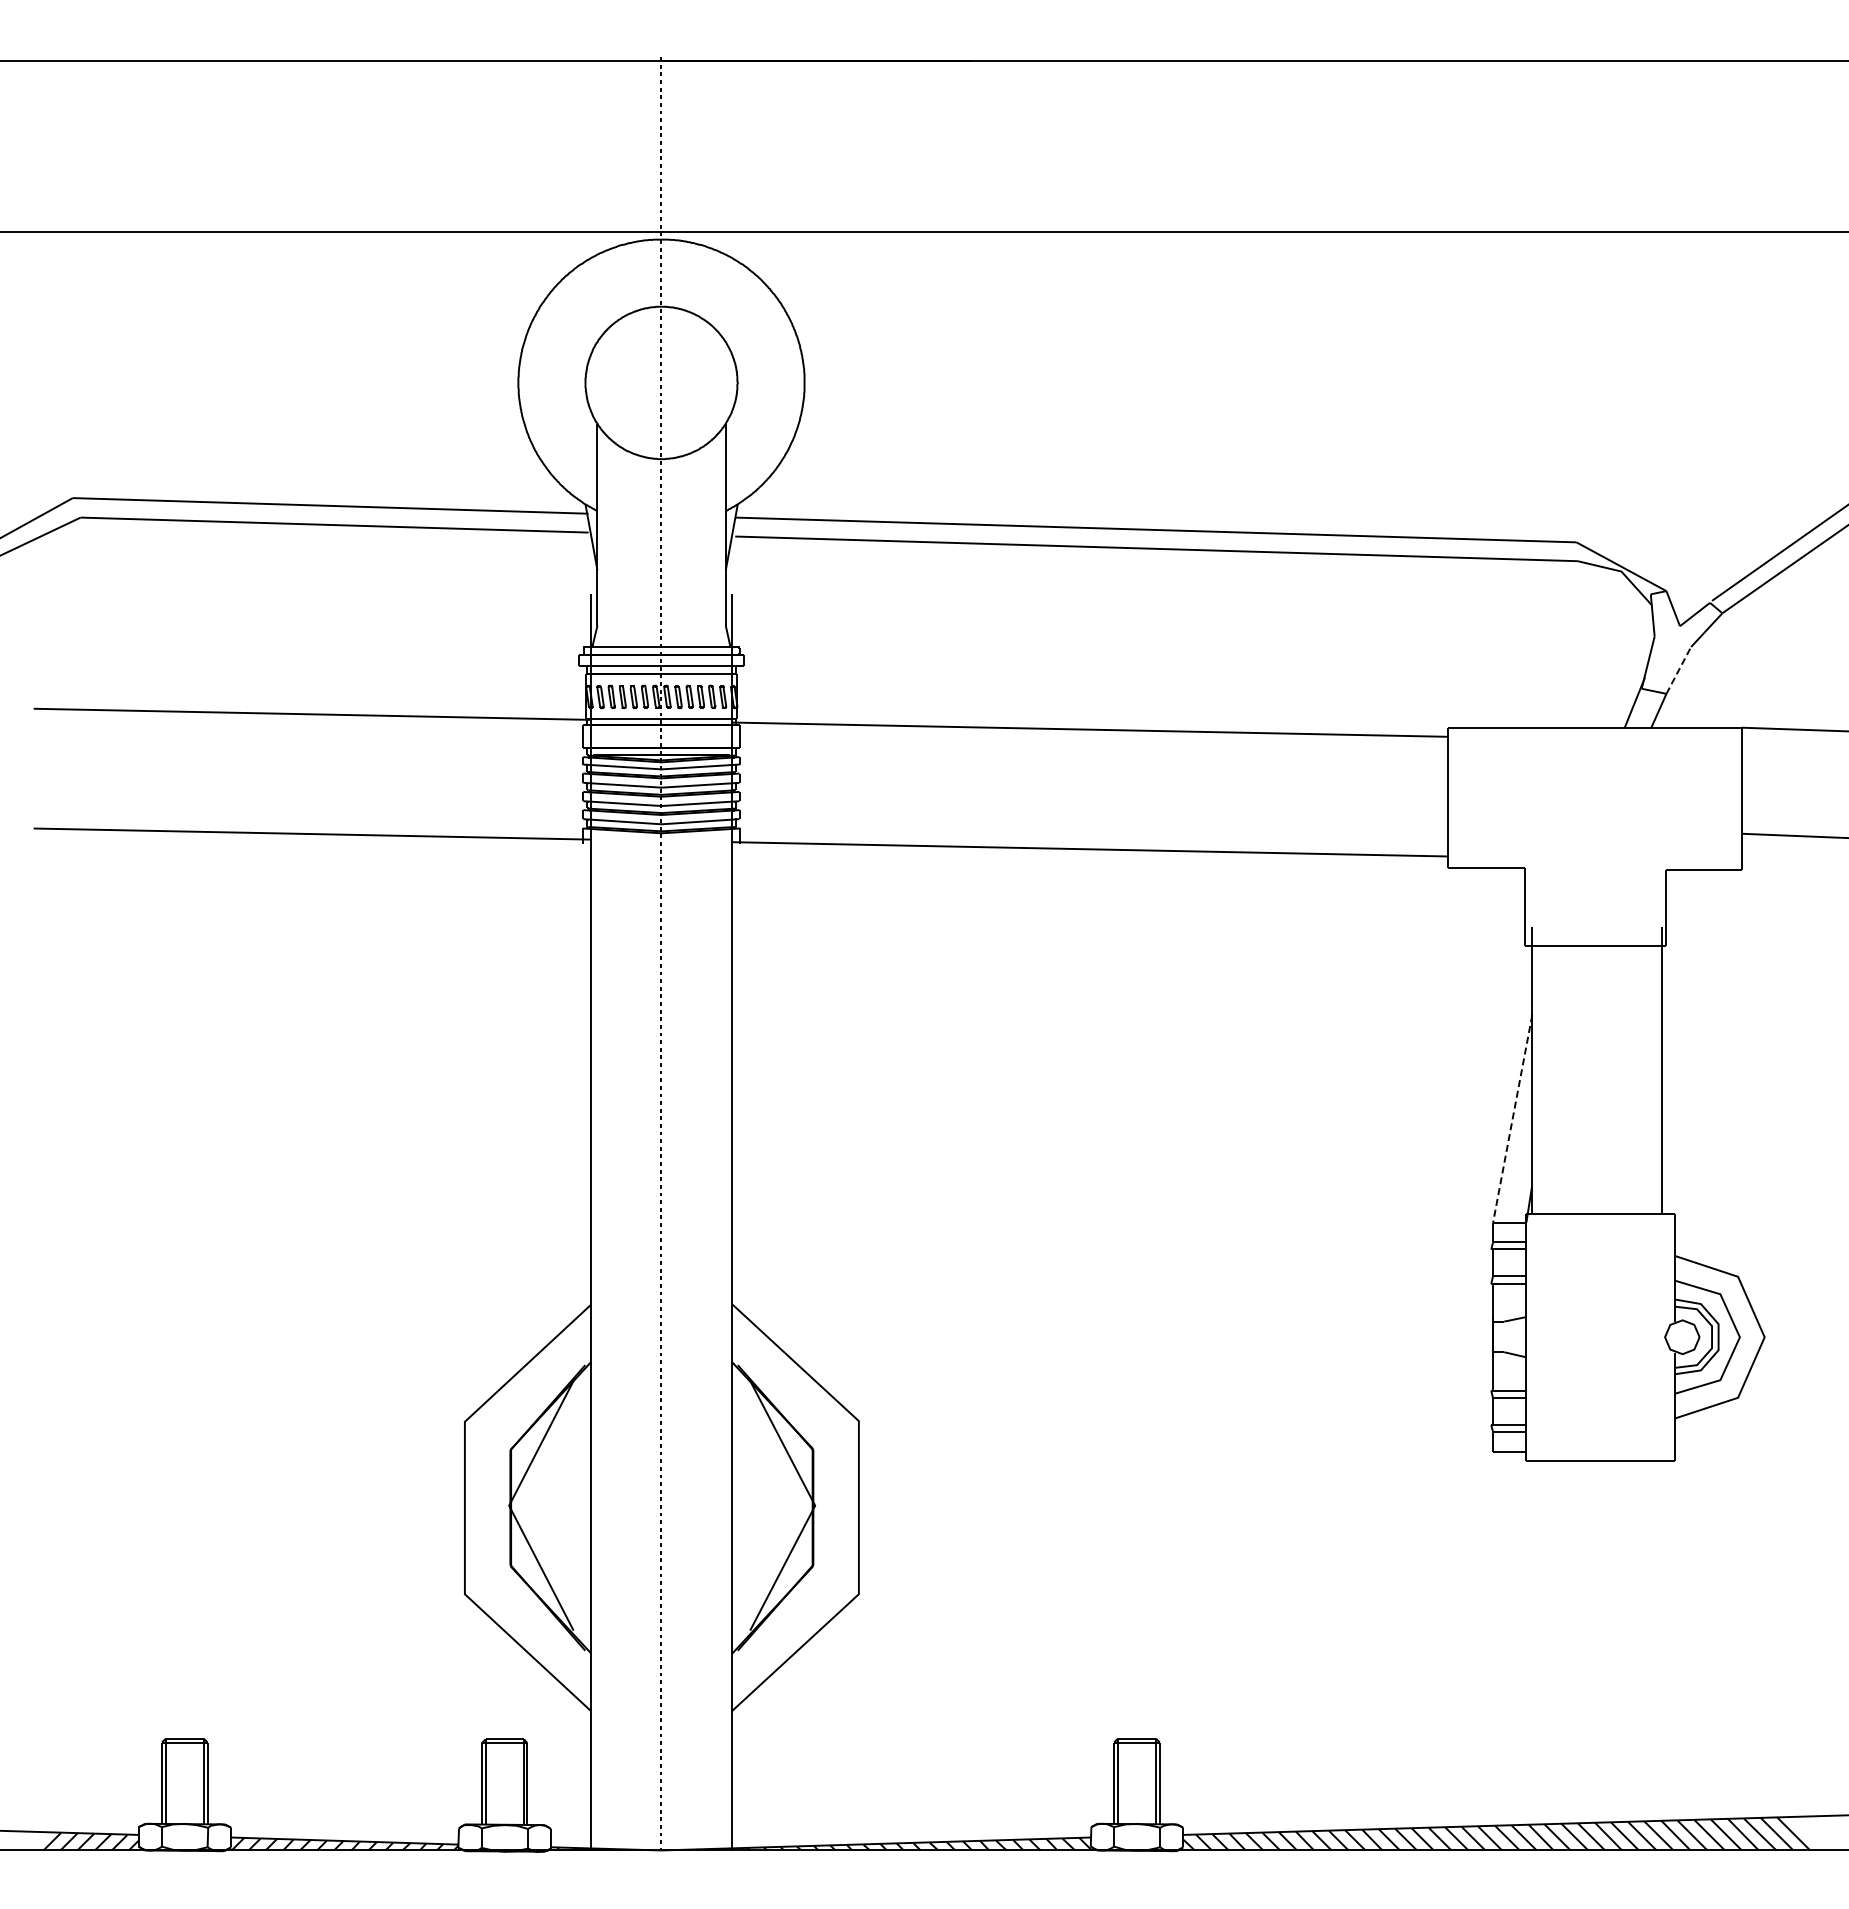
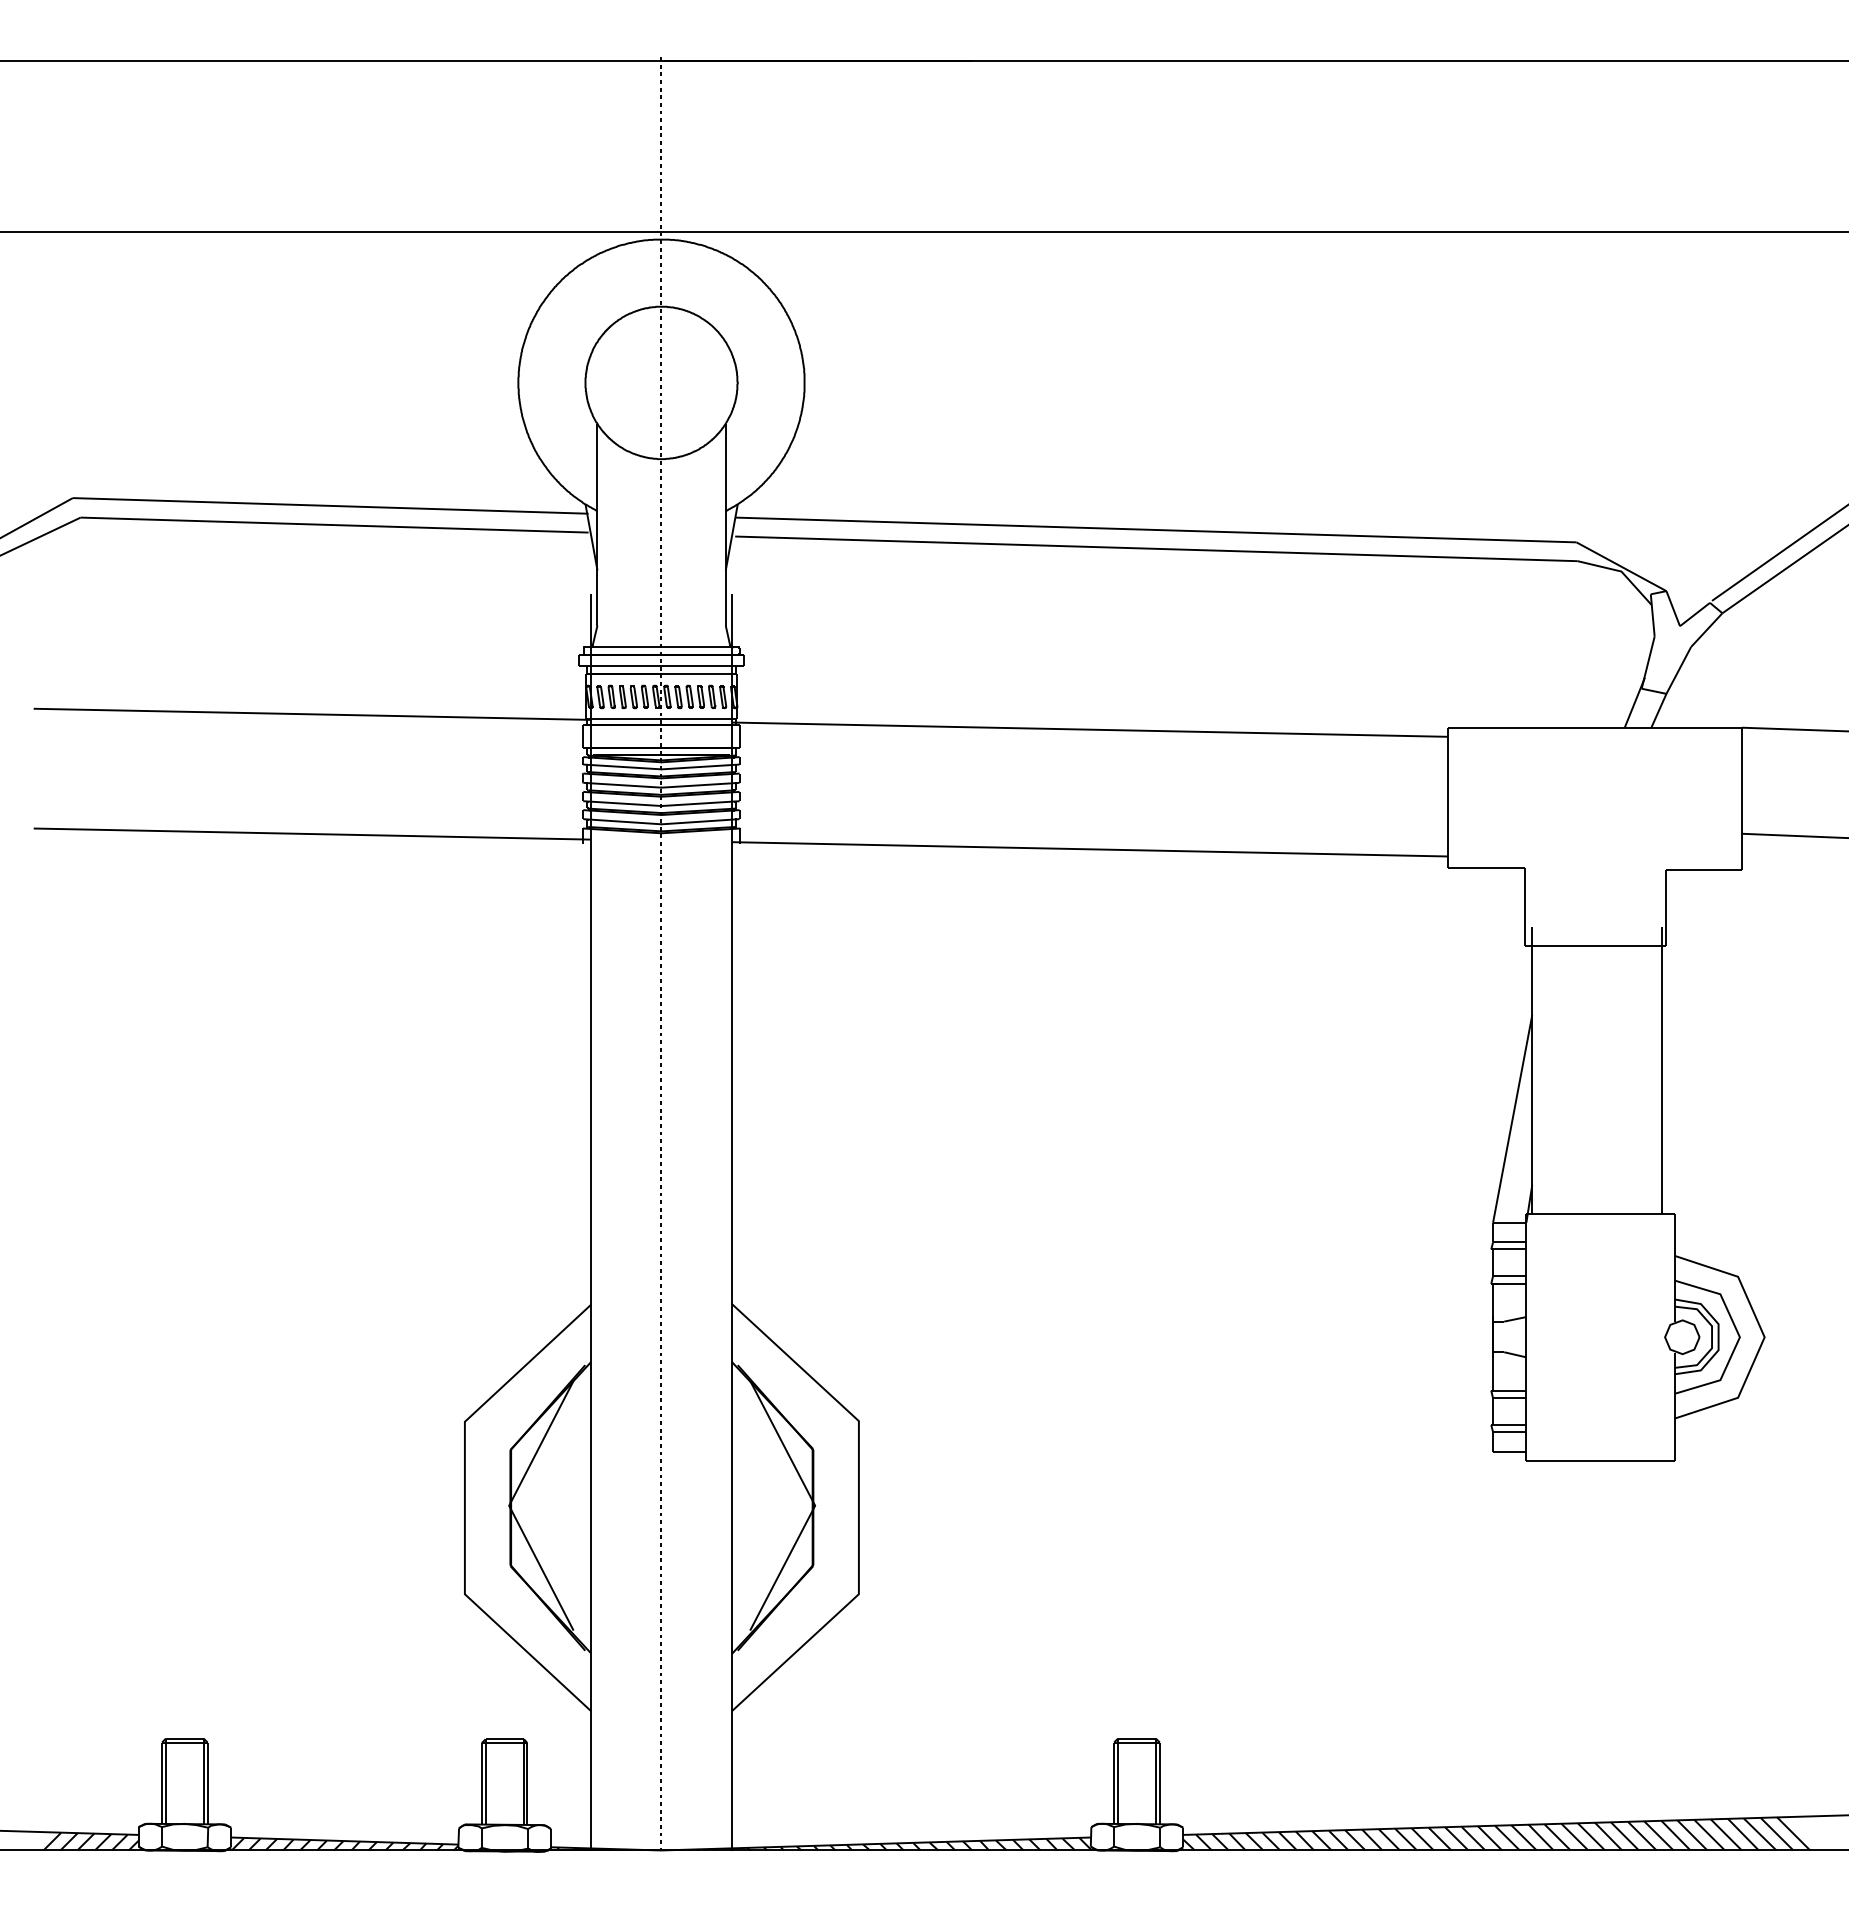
line: dashed -> solid (1679, 669)
line: dashed -> solid (1512, 1118)
